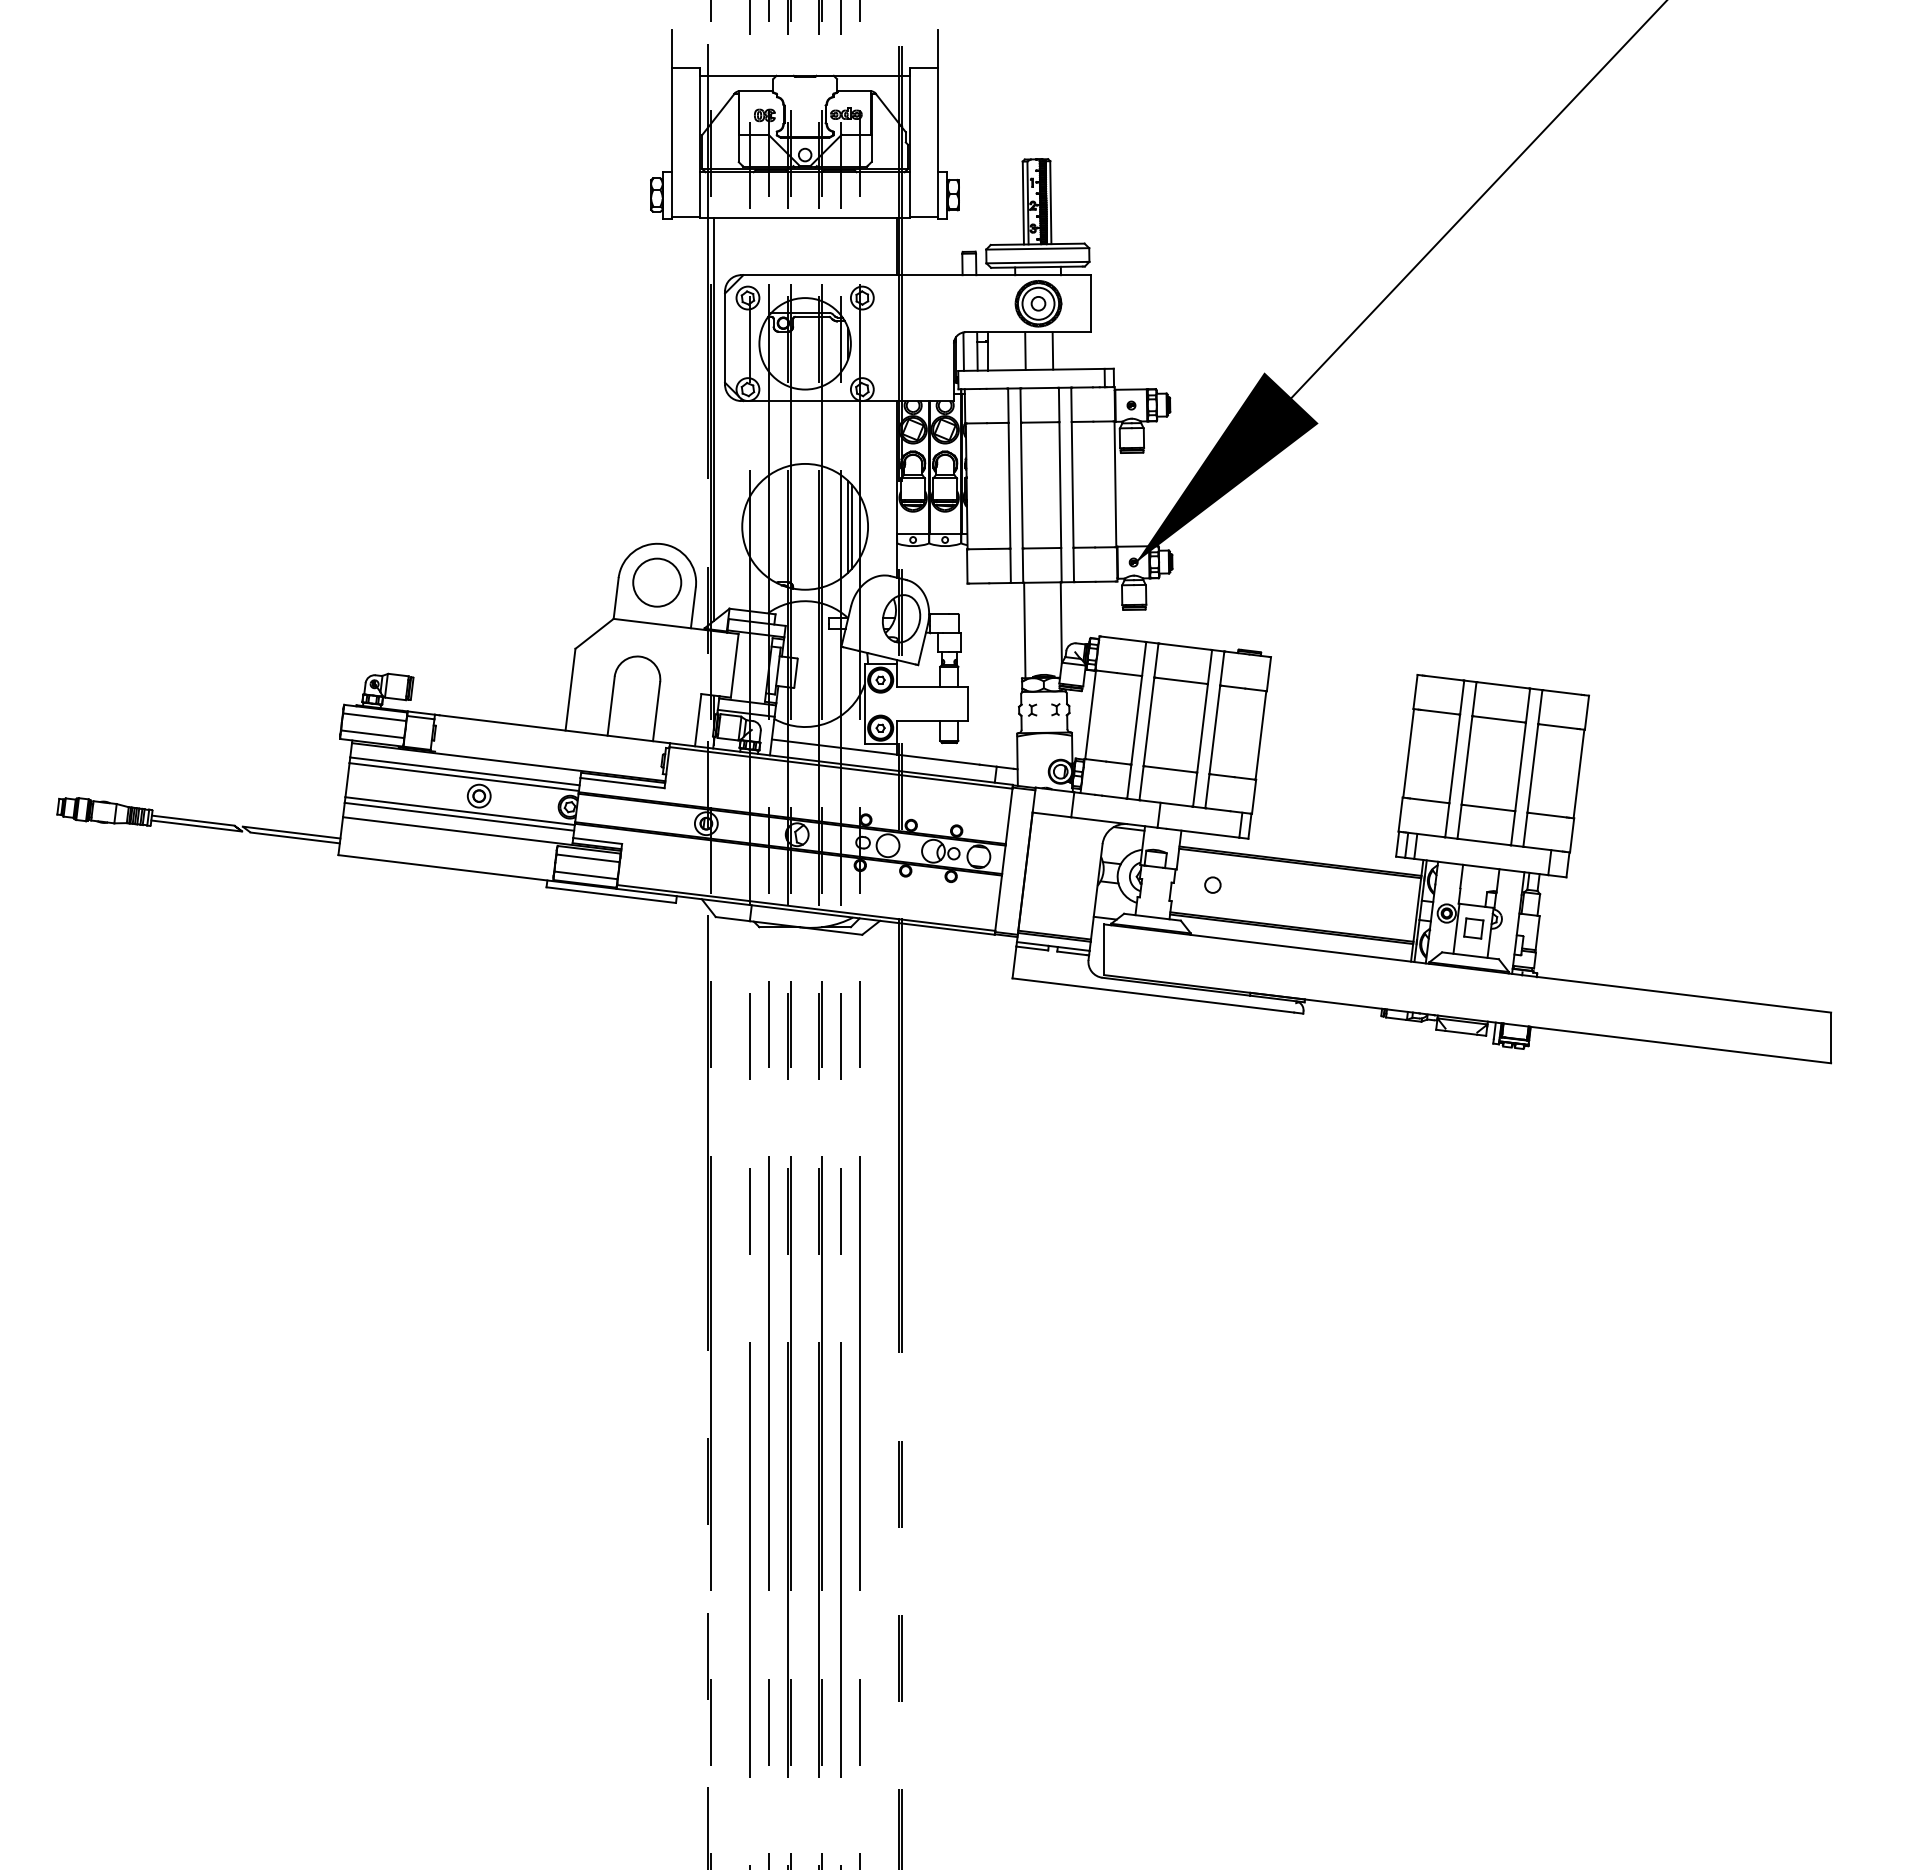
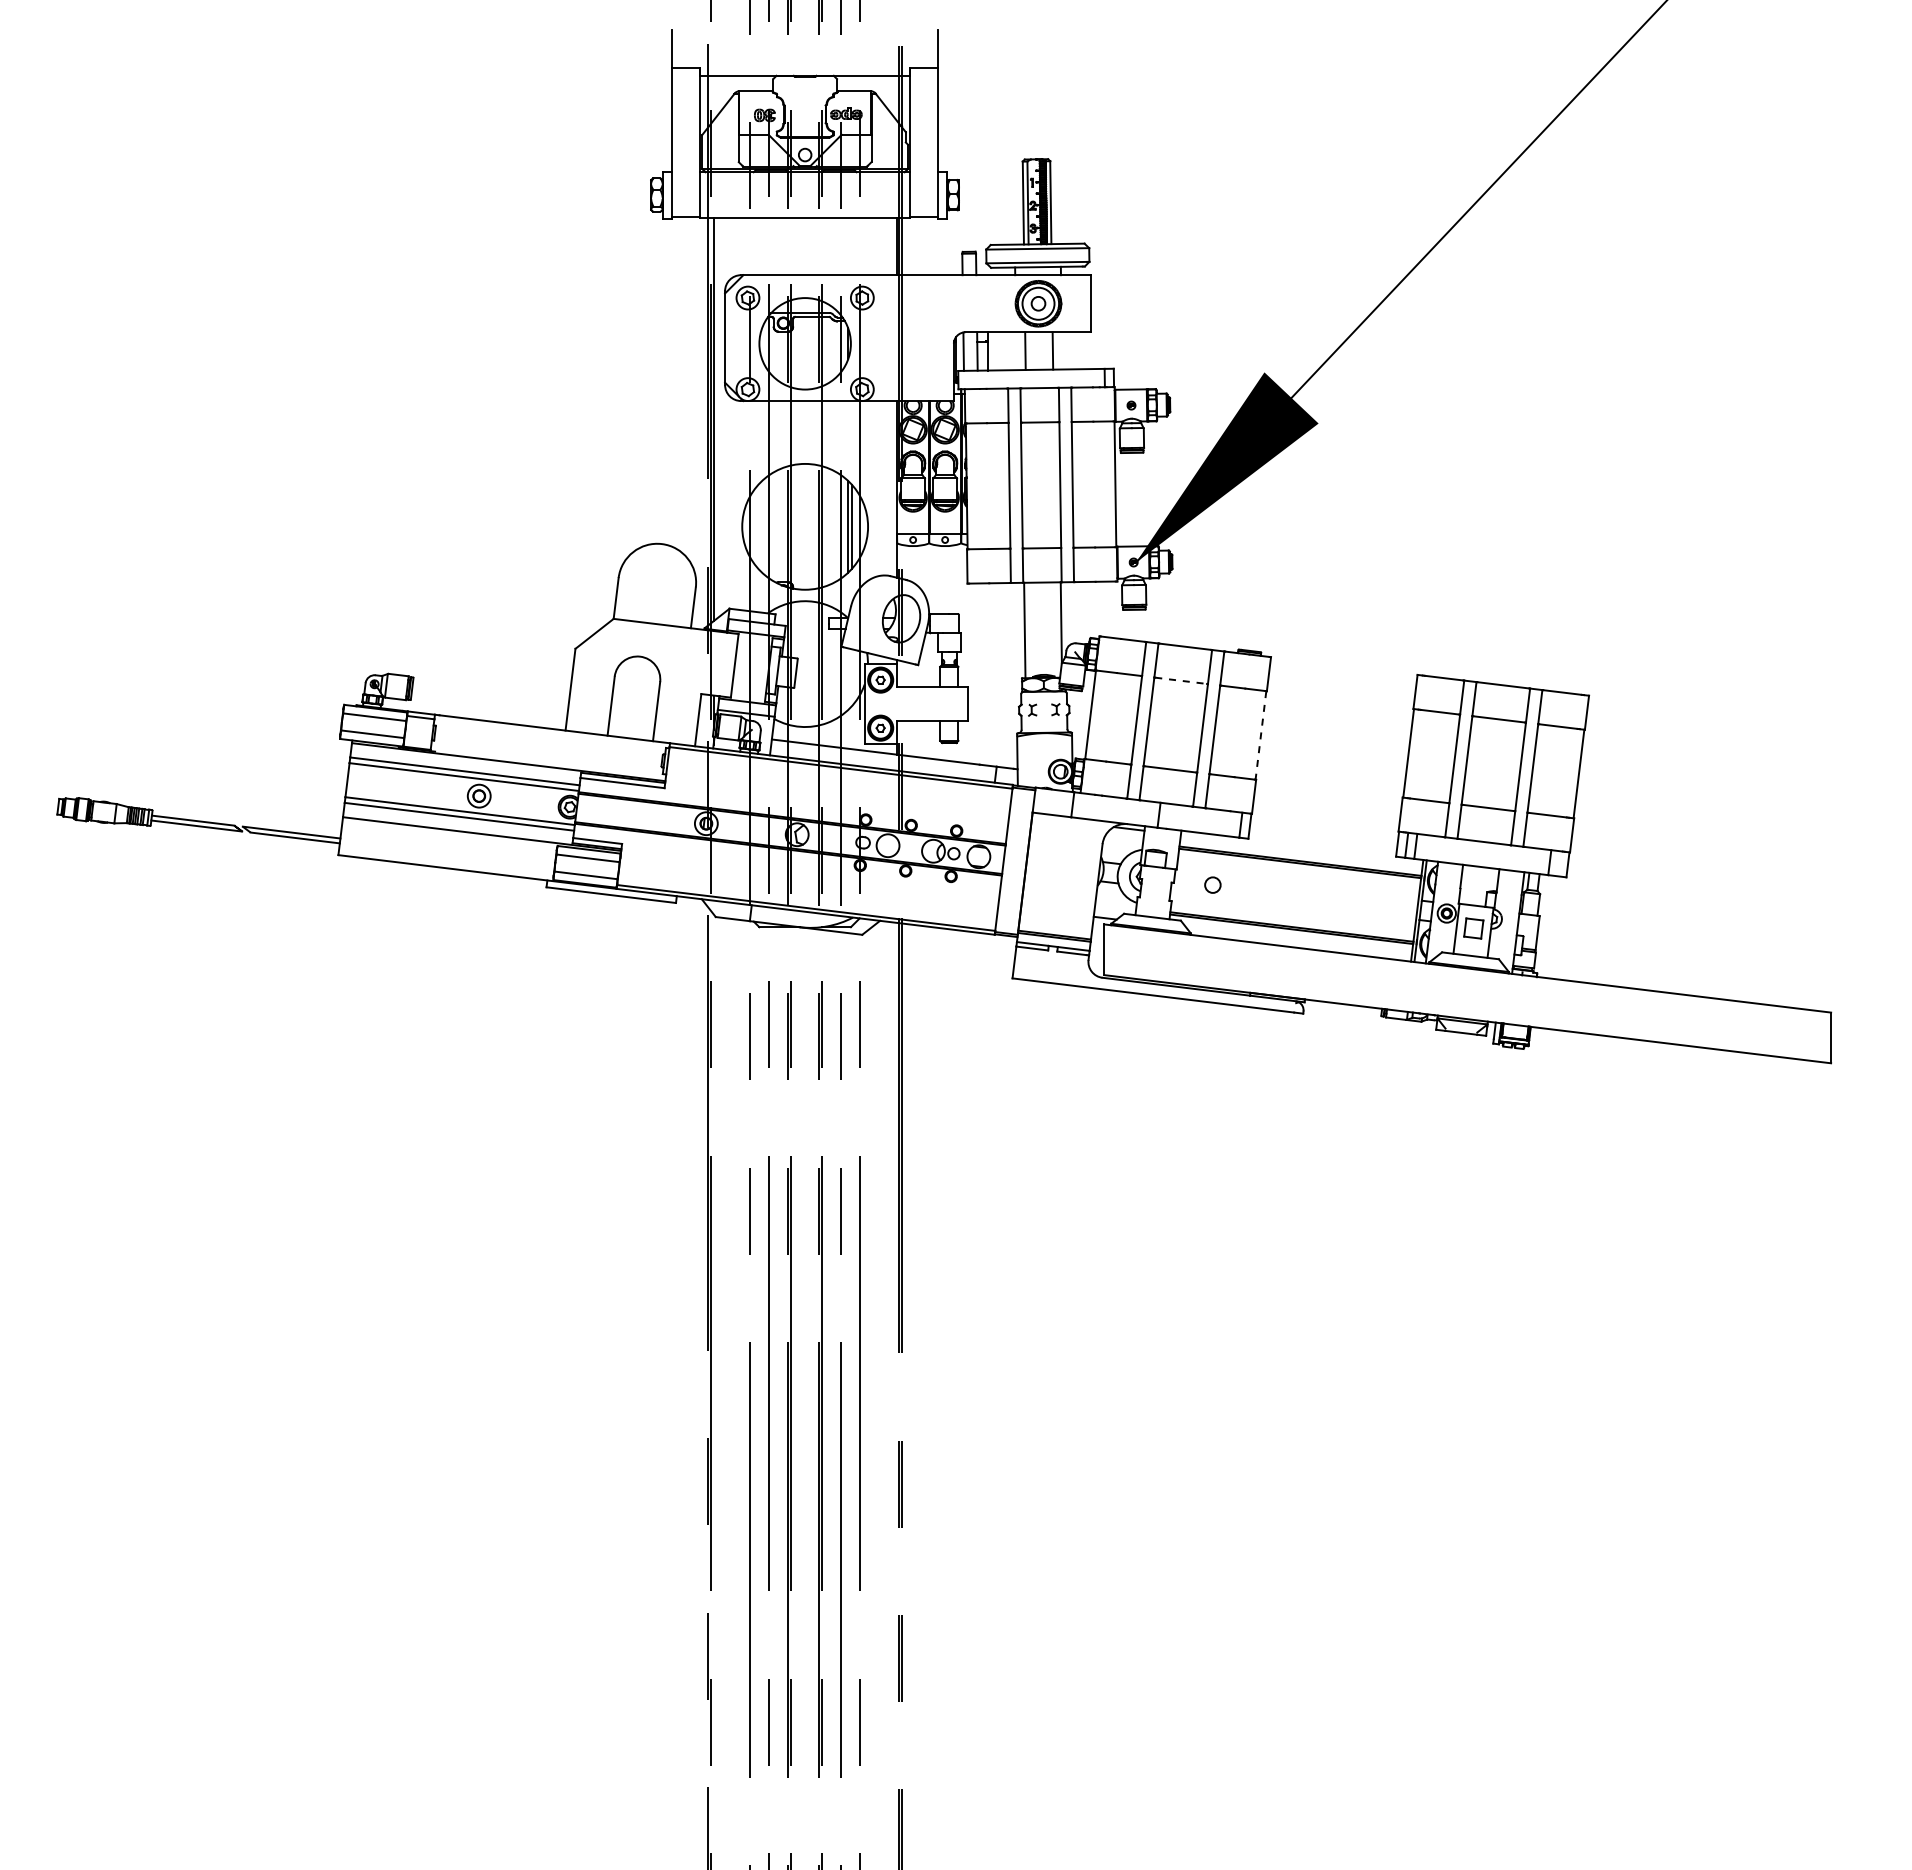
circle: present -> none (657, 582)
line: solid -> dashed (1181, 680)
line: solid -> dashed (1260, 735)
